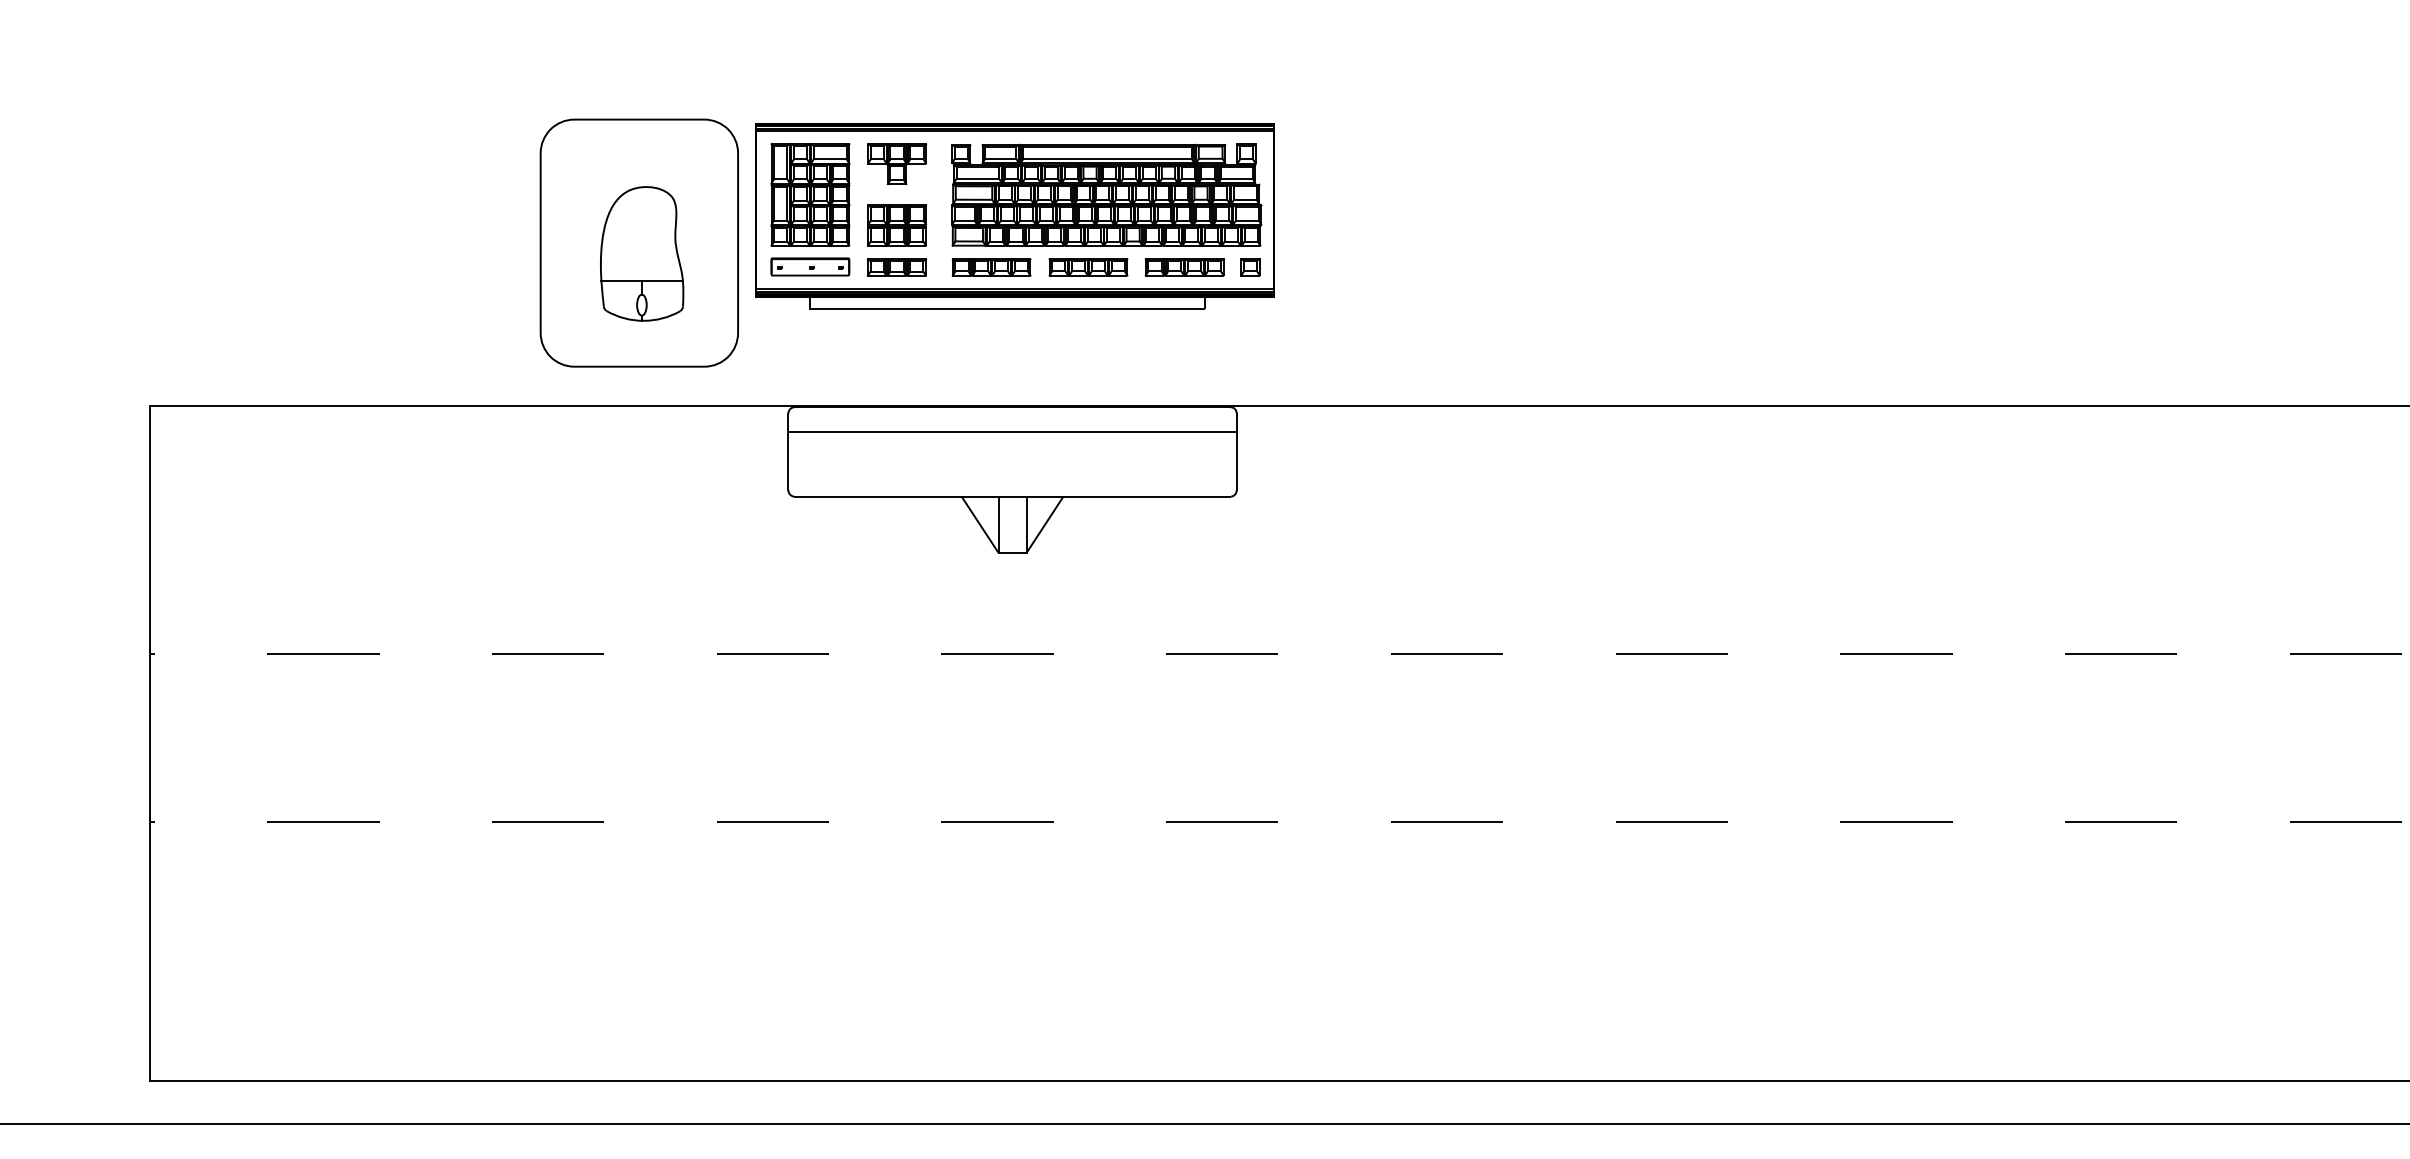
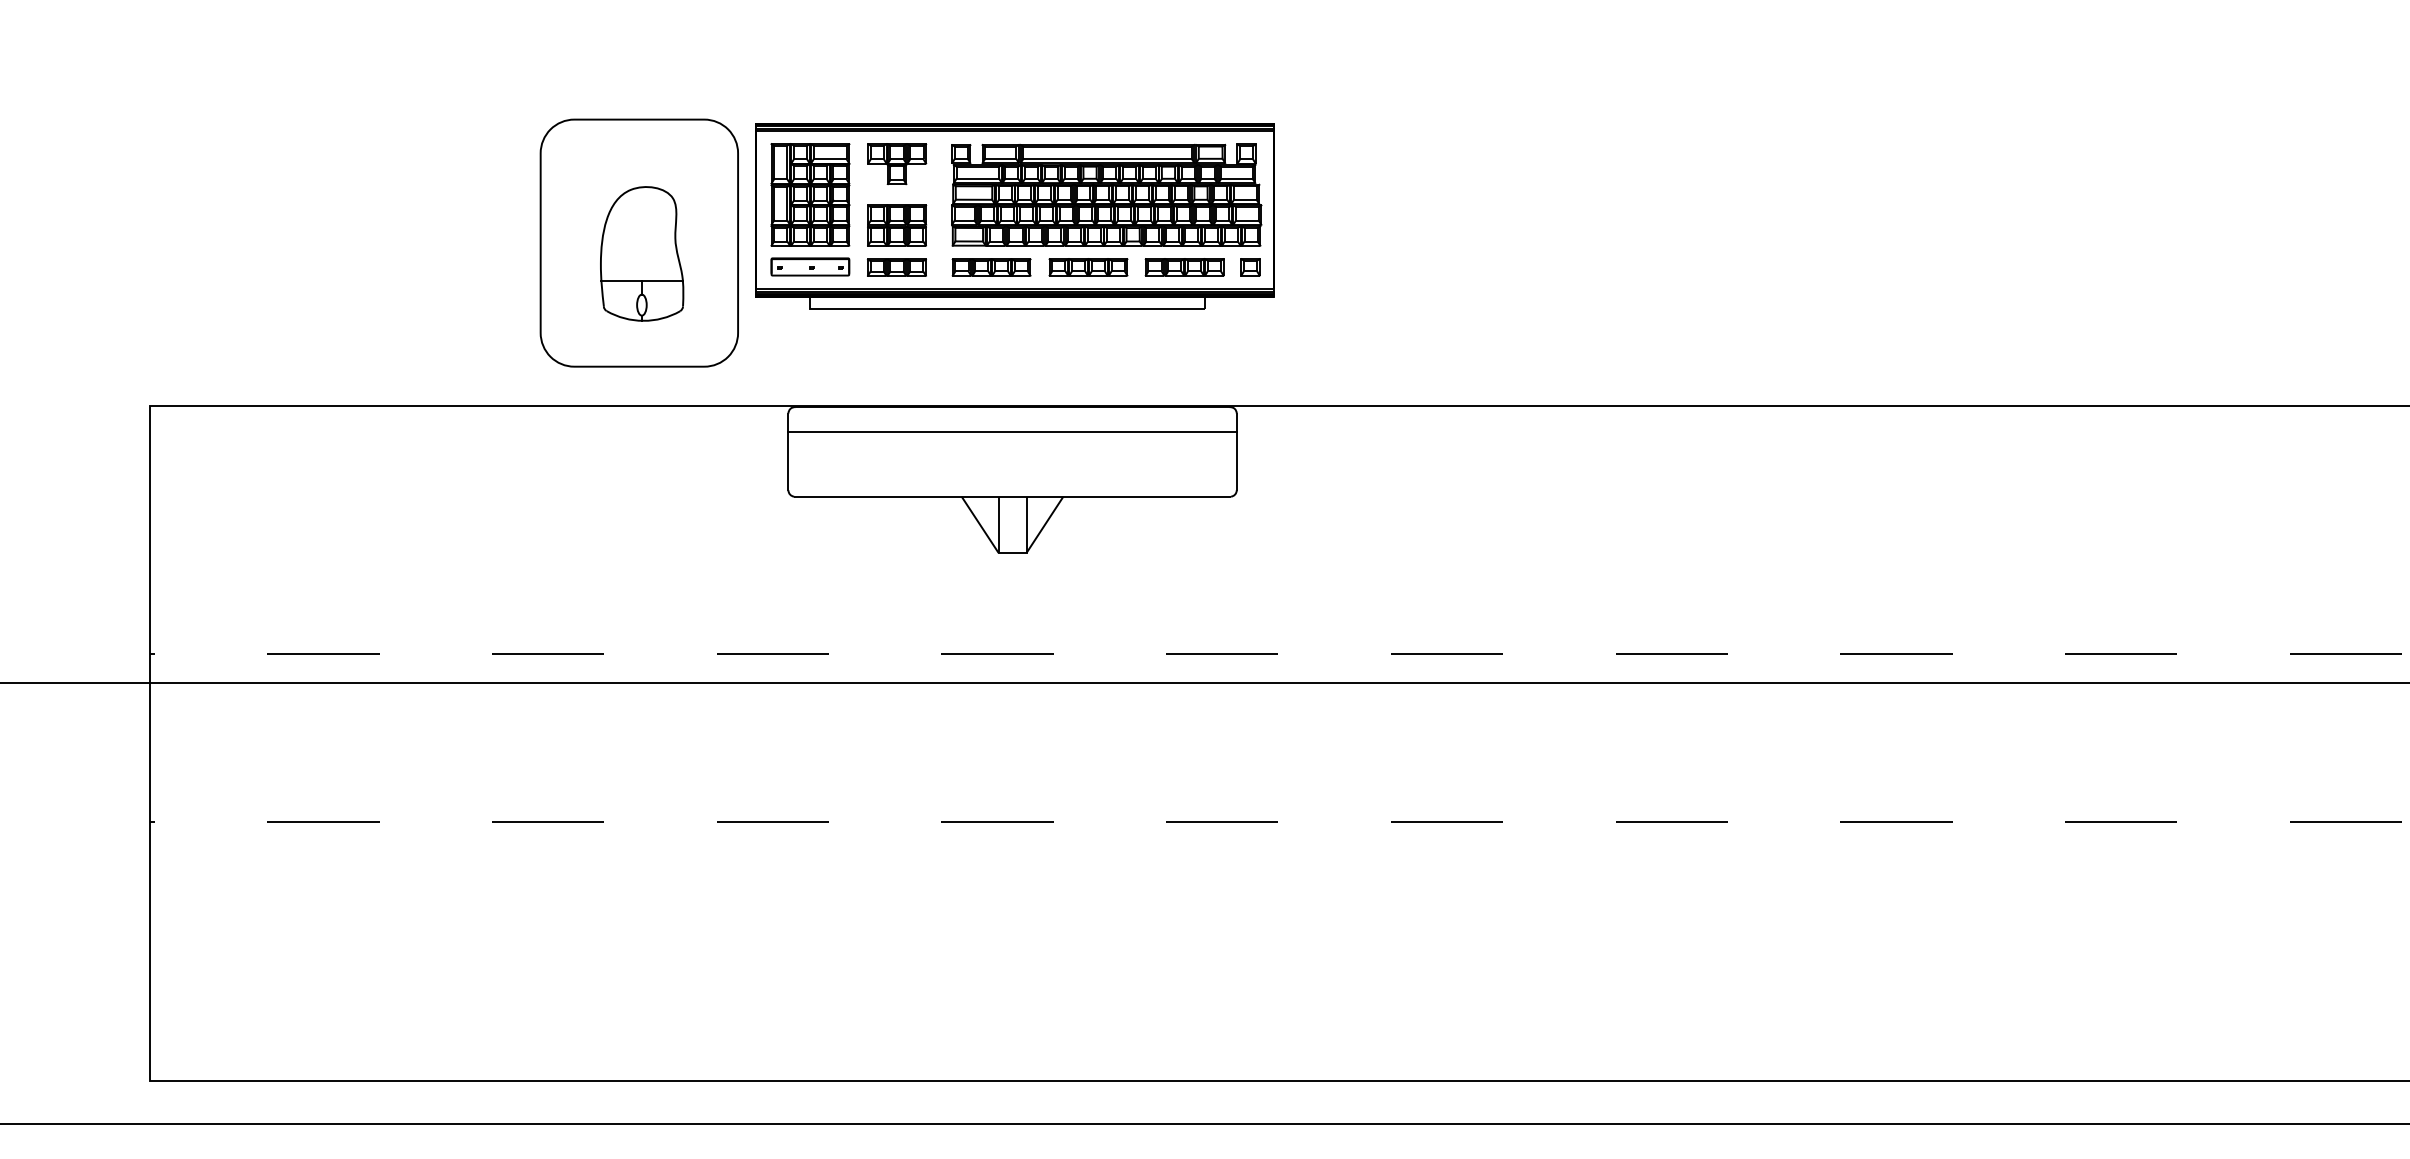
line: none -> present (1204, 683)
